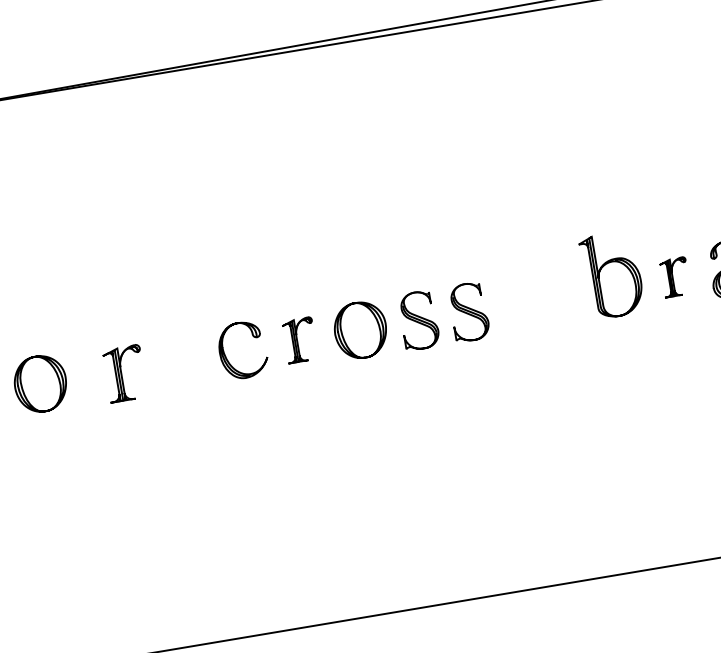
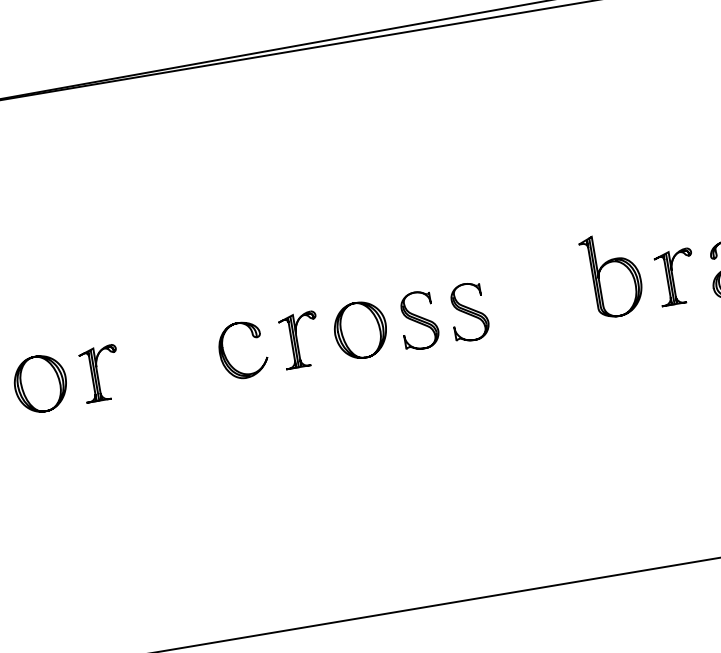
part size: 28x43 px -> 39x61 px (672, 277)
part size: 31x49 px -> 39x61 px (297, 340)
part position: (121, 373) -> (97, 373) (97, 373)
